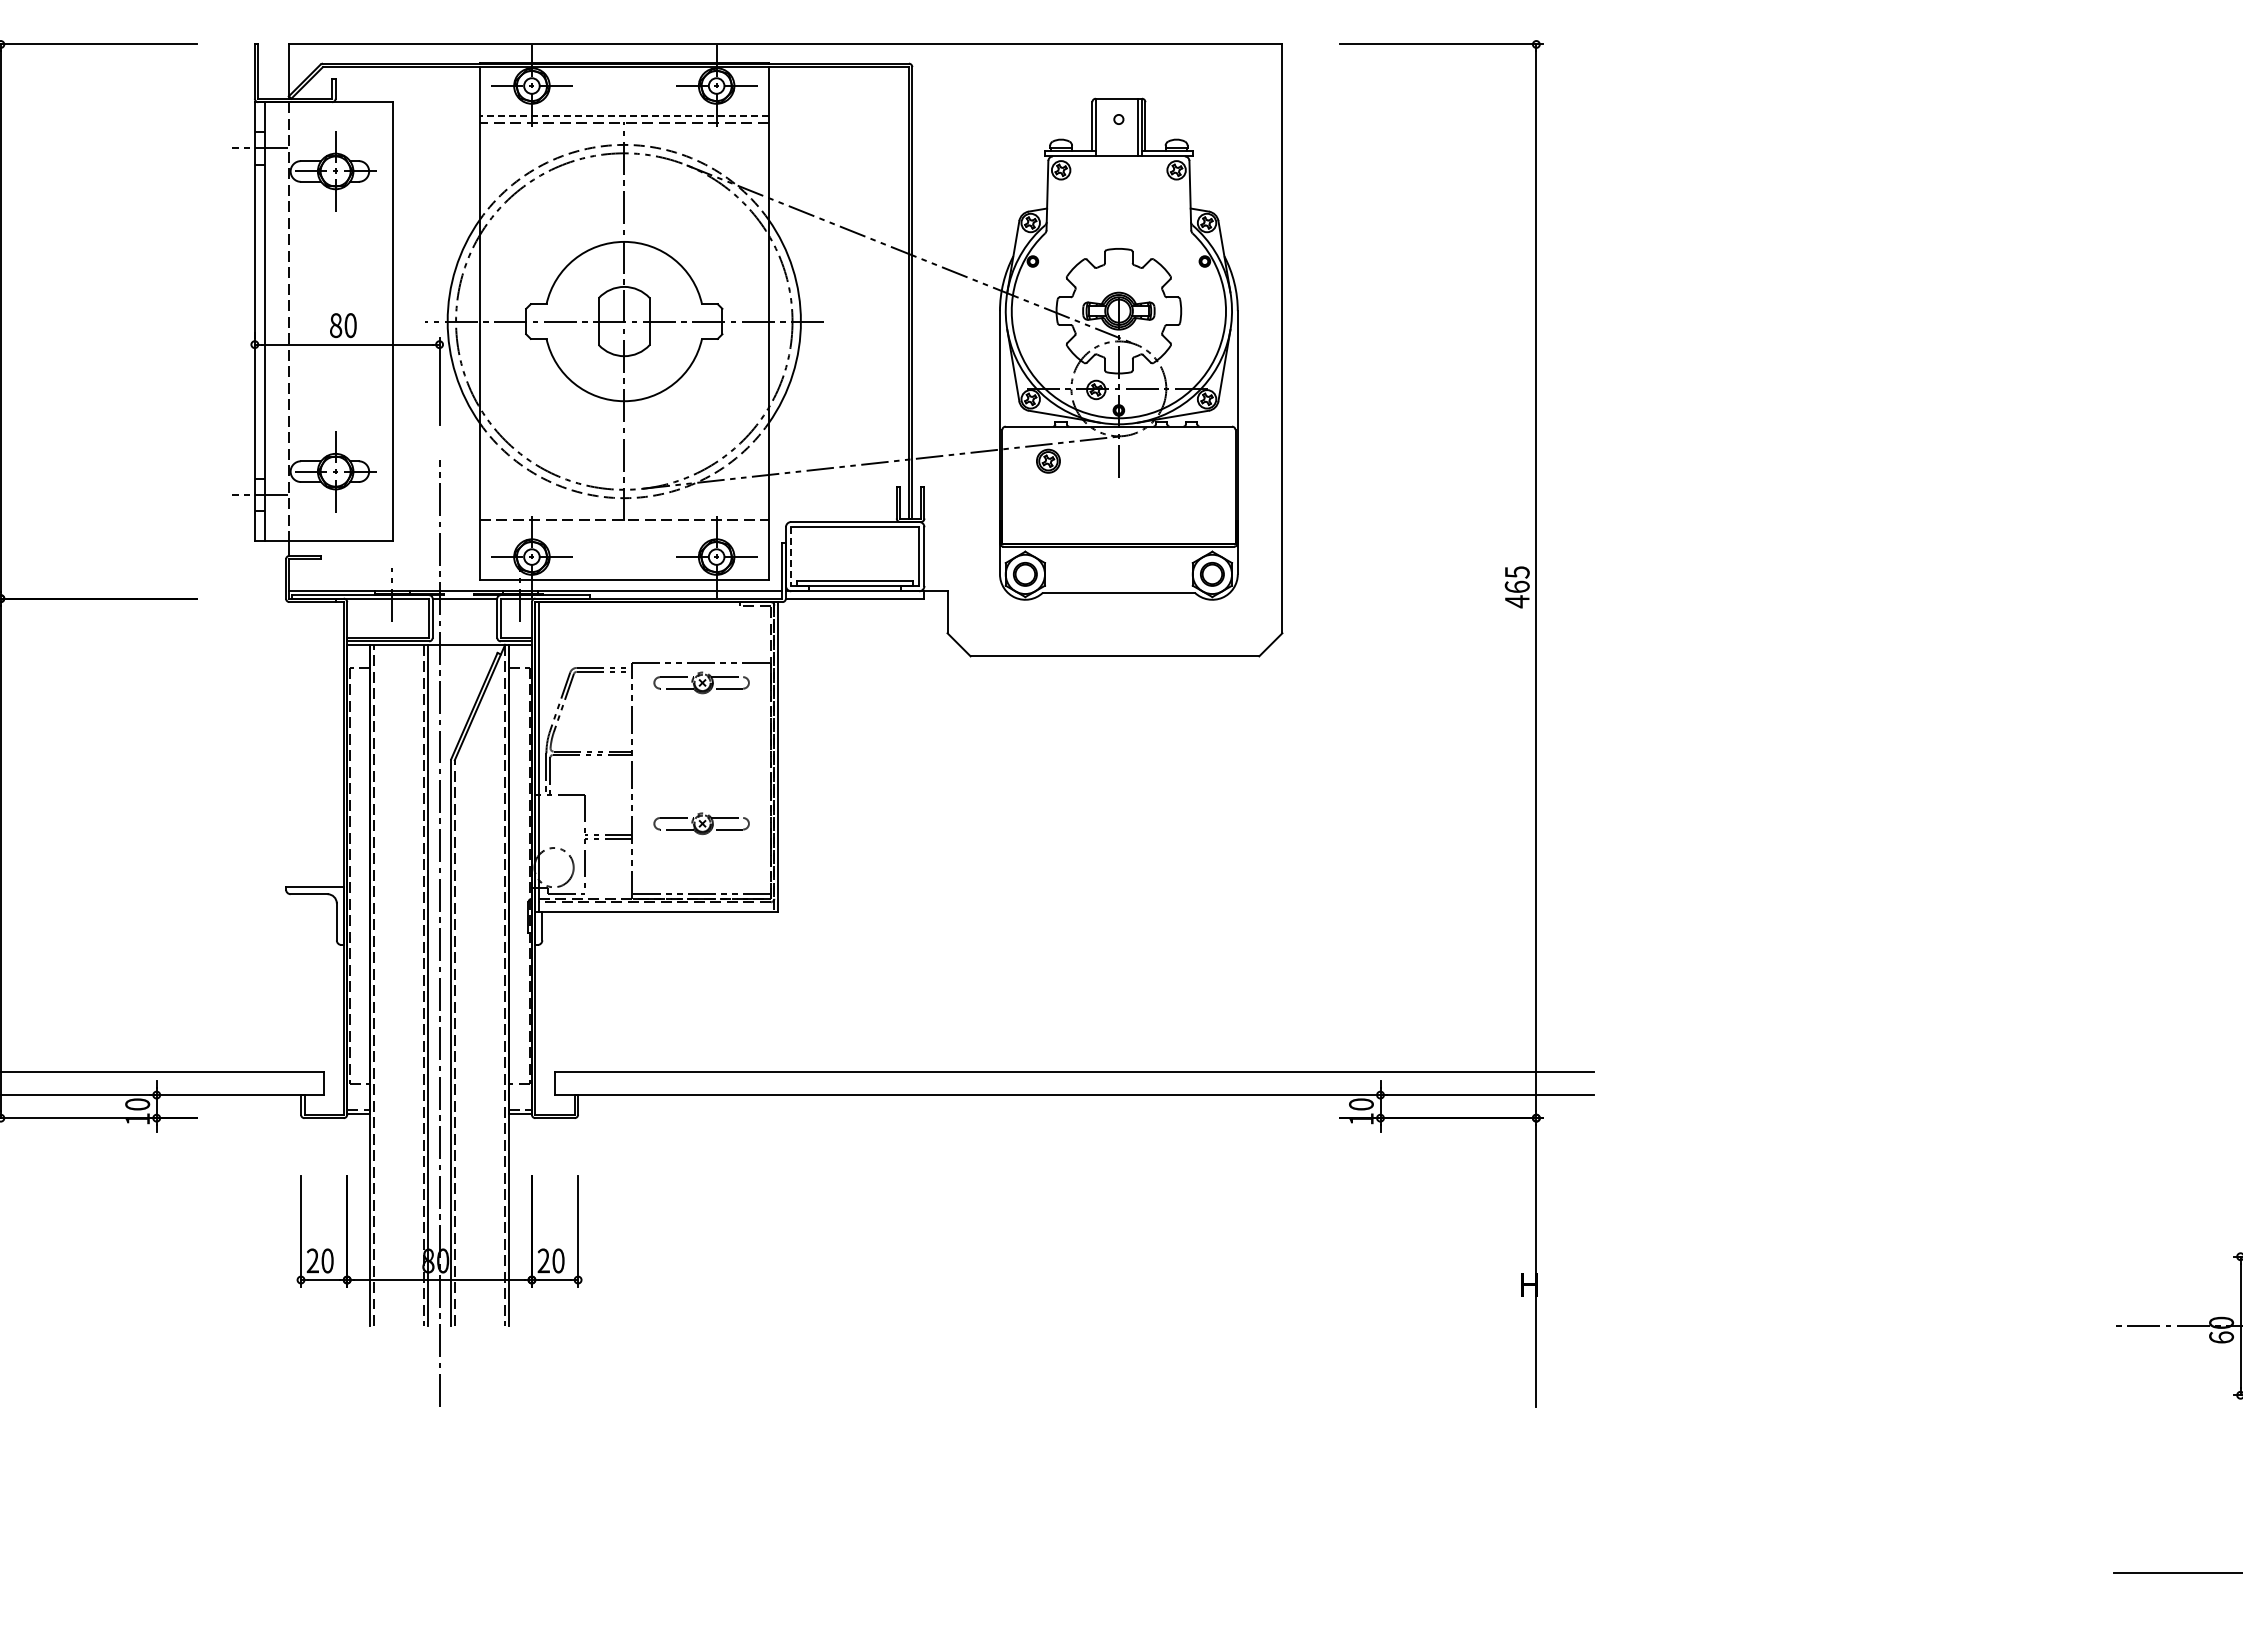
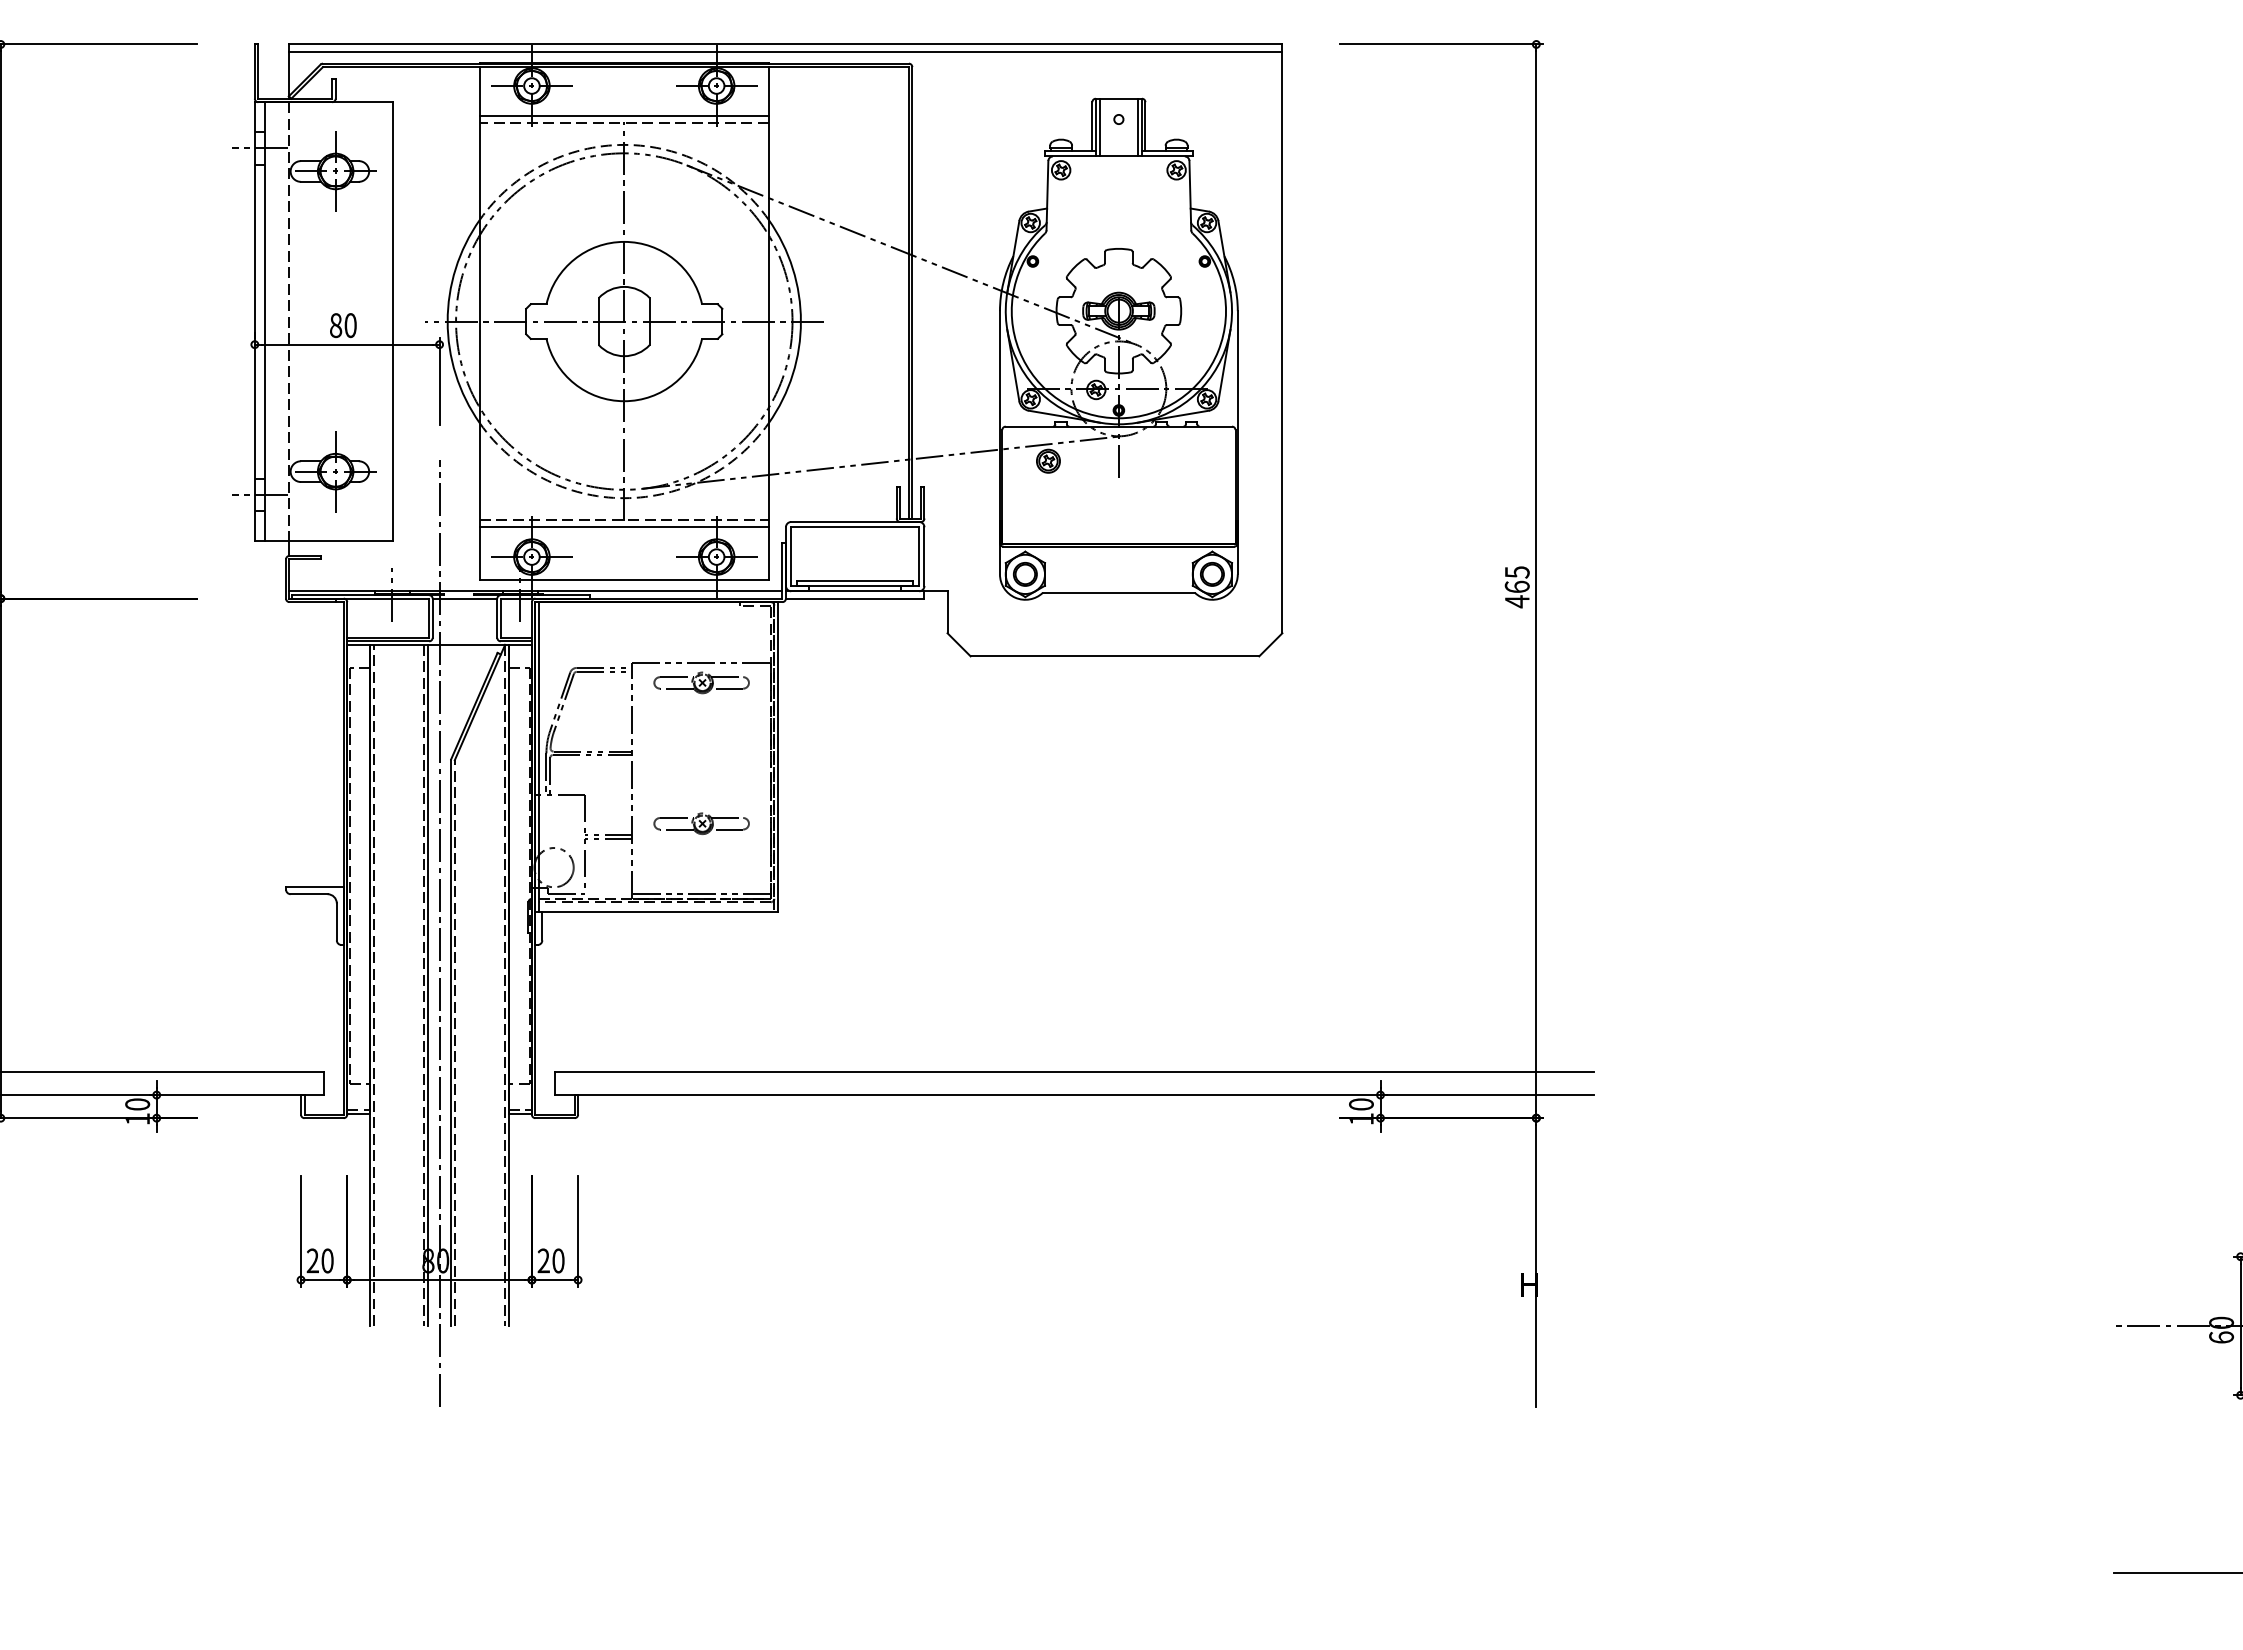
line: none -> present (785, 51)
line: dashed -> solid (623, 116)
line: none -> present (1099, 127)
line: none -> present (623, 527)
line: dashed -> solid (791, 557)
